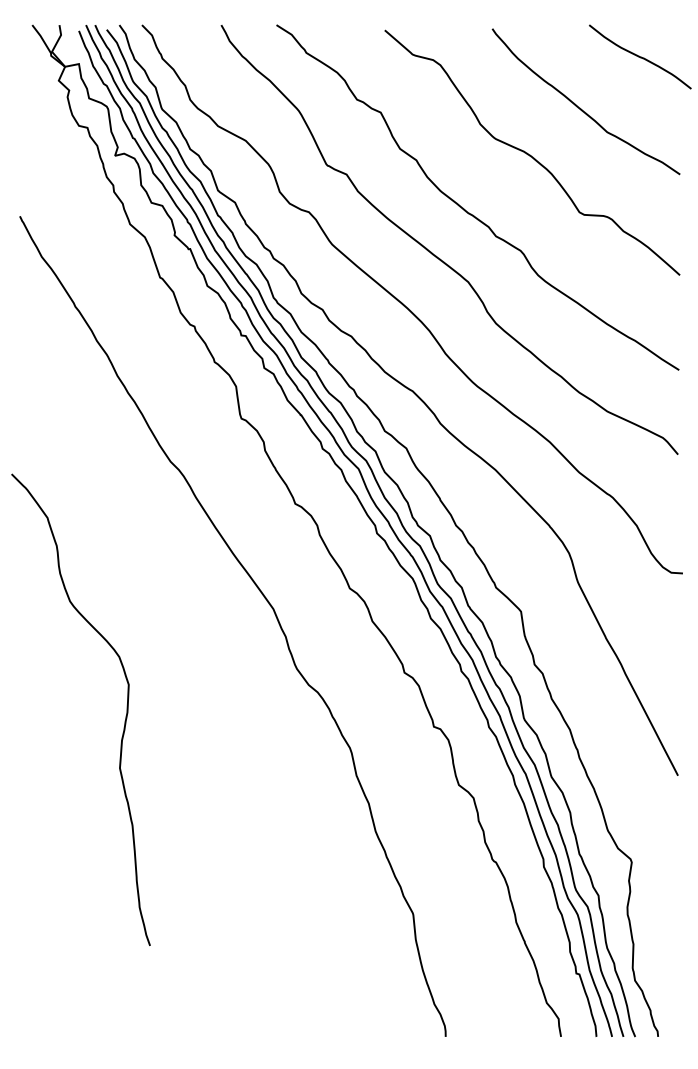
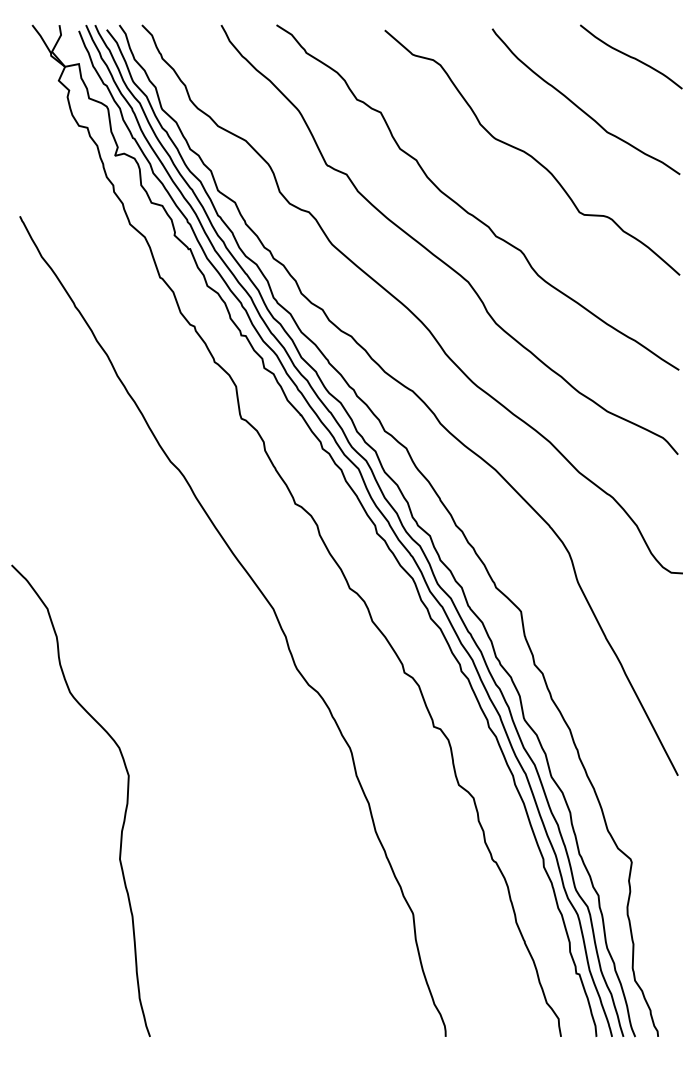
curve position: (640, 56) -> (631, 56) (631, 56)
curve position: (125, 716) -> (125, 807) (125, 807)
